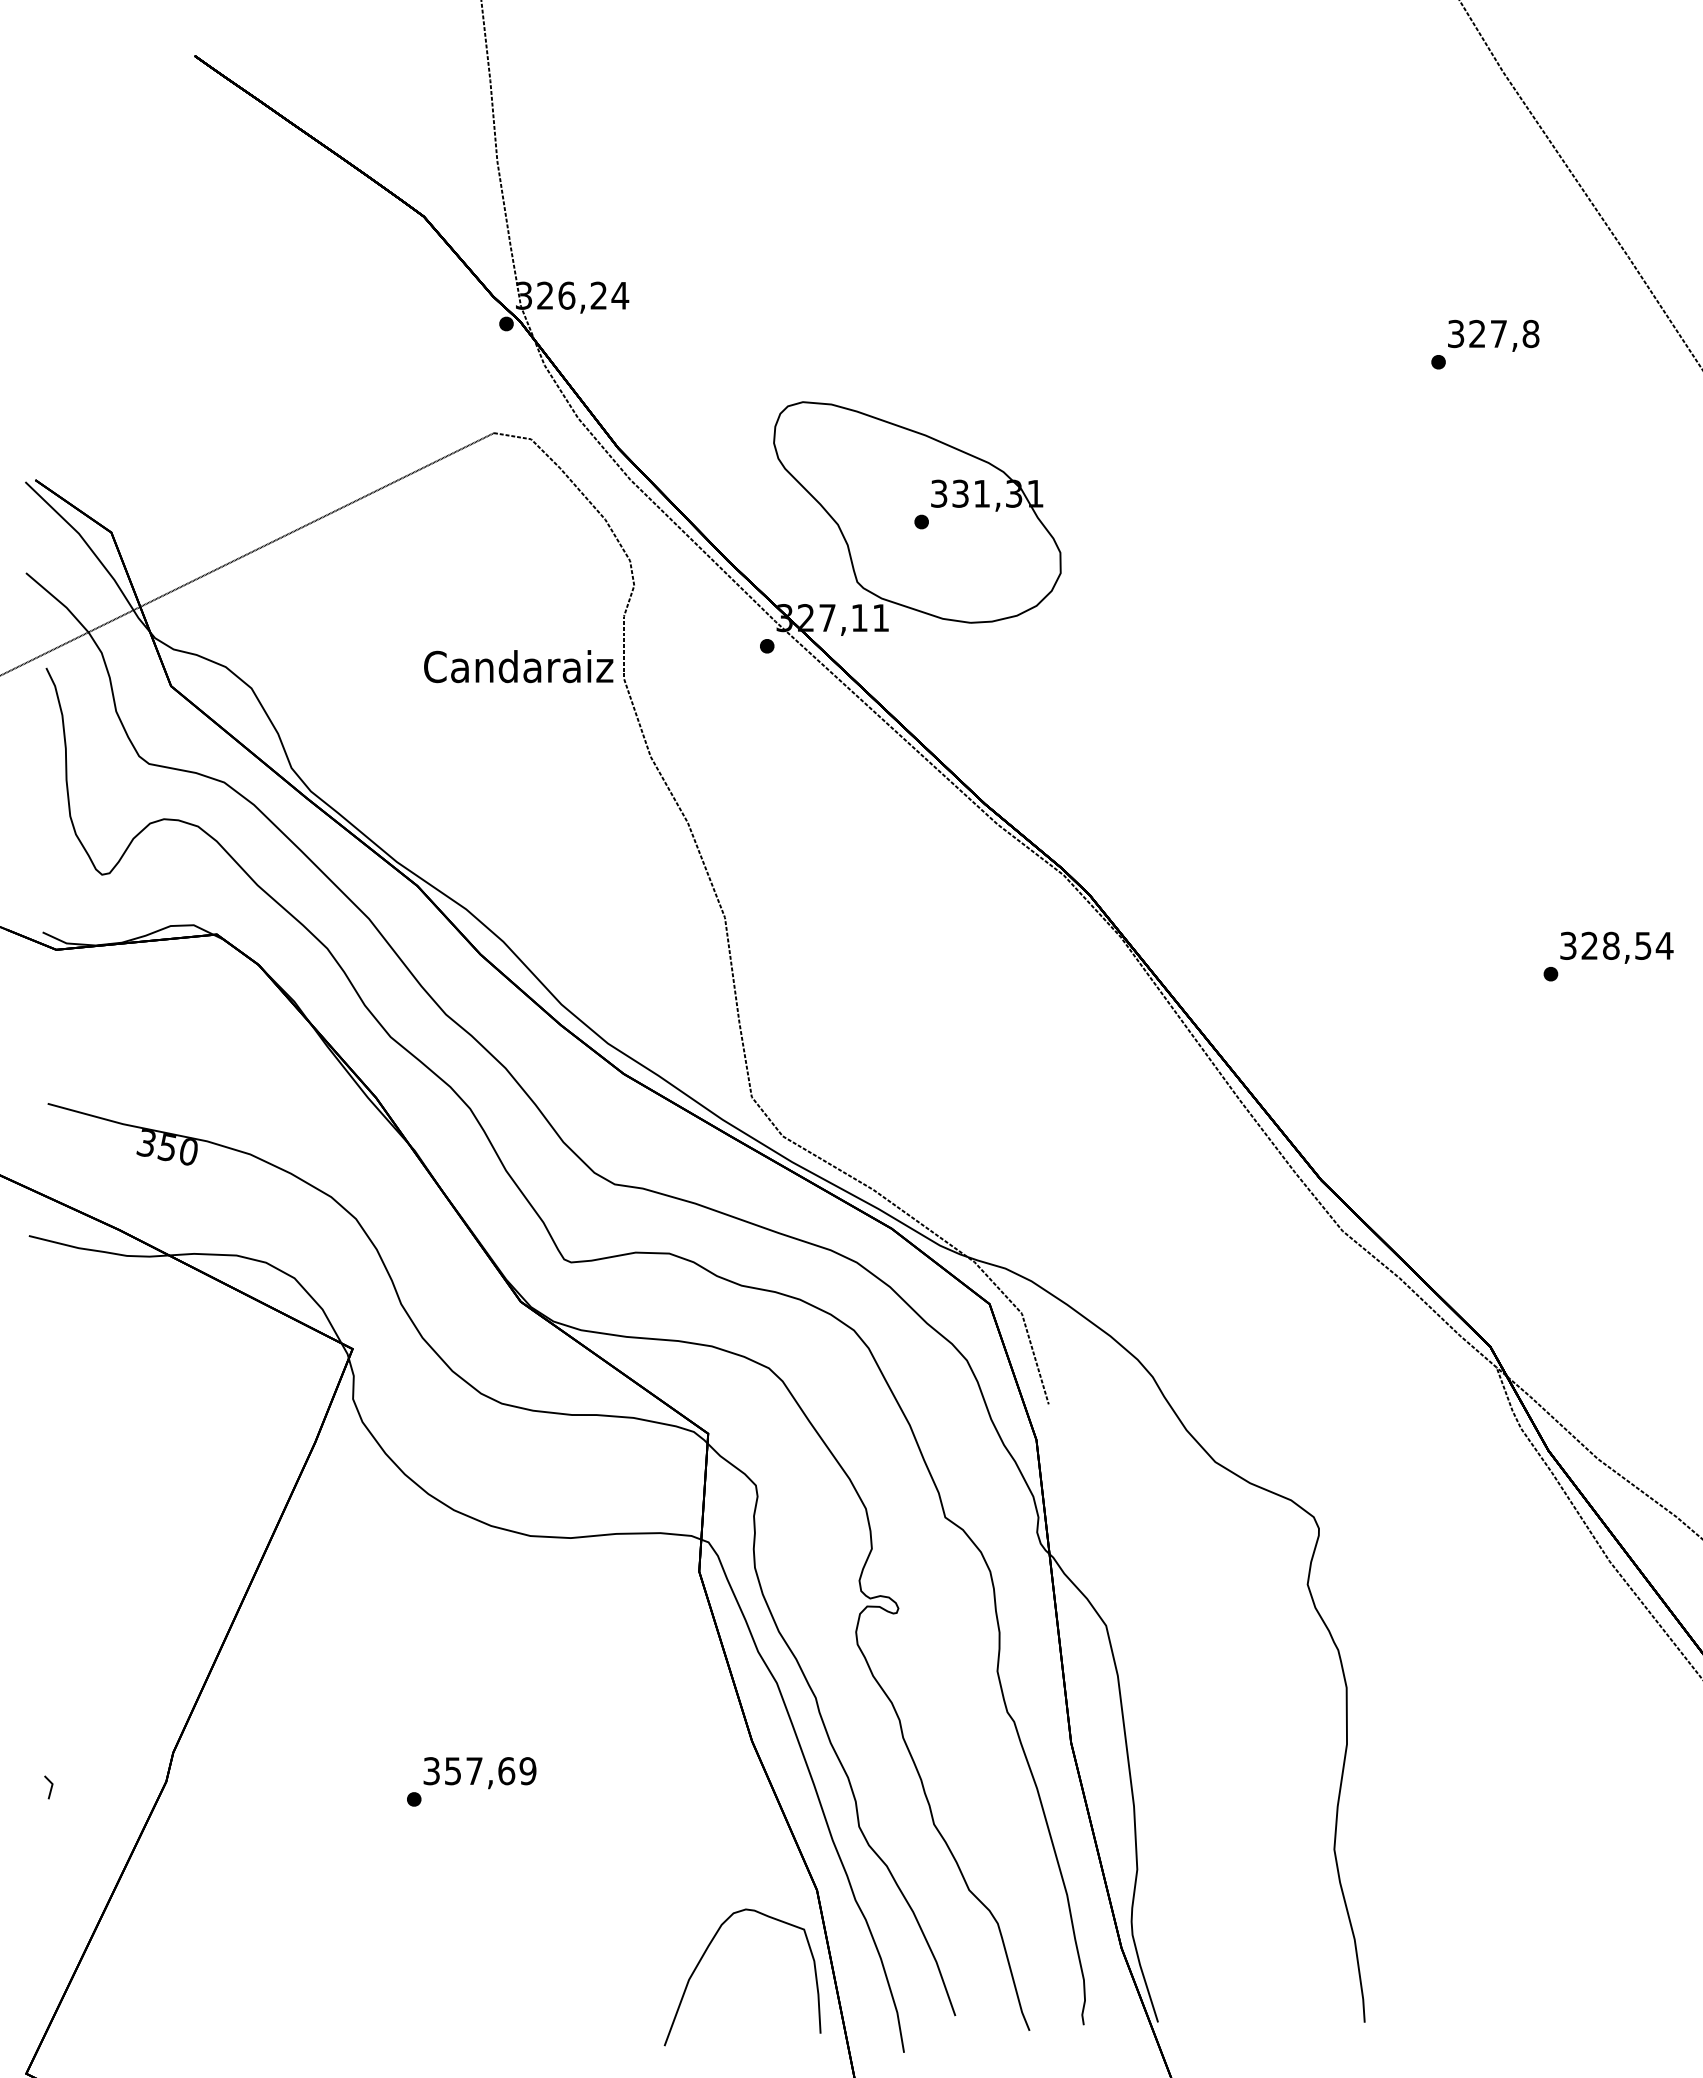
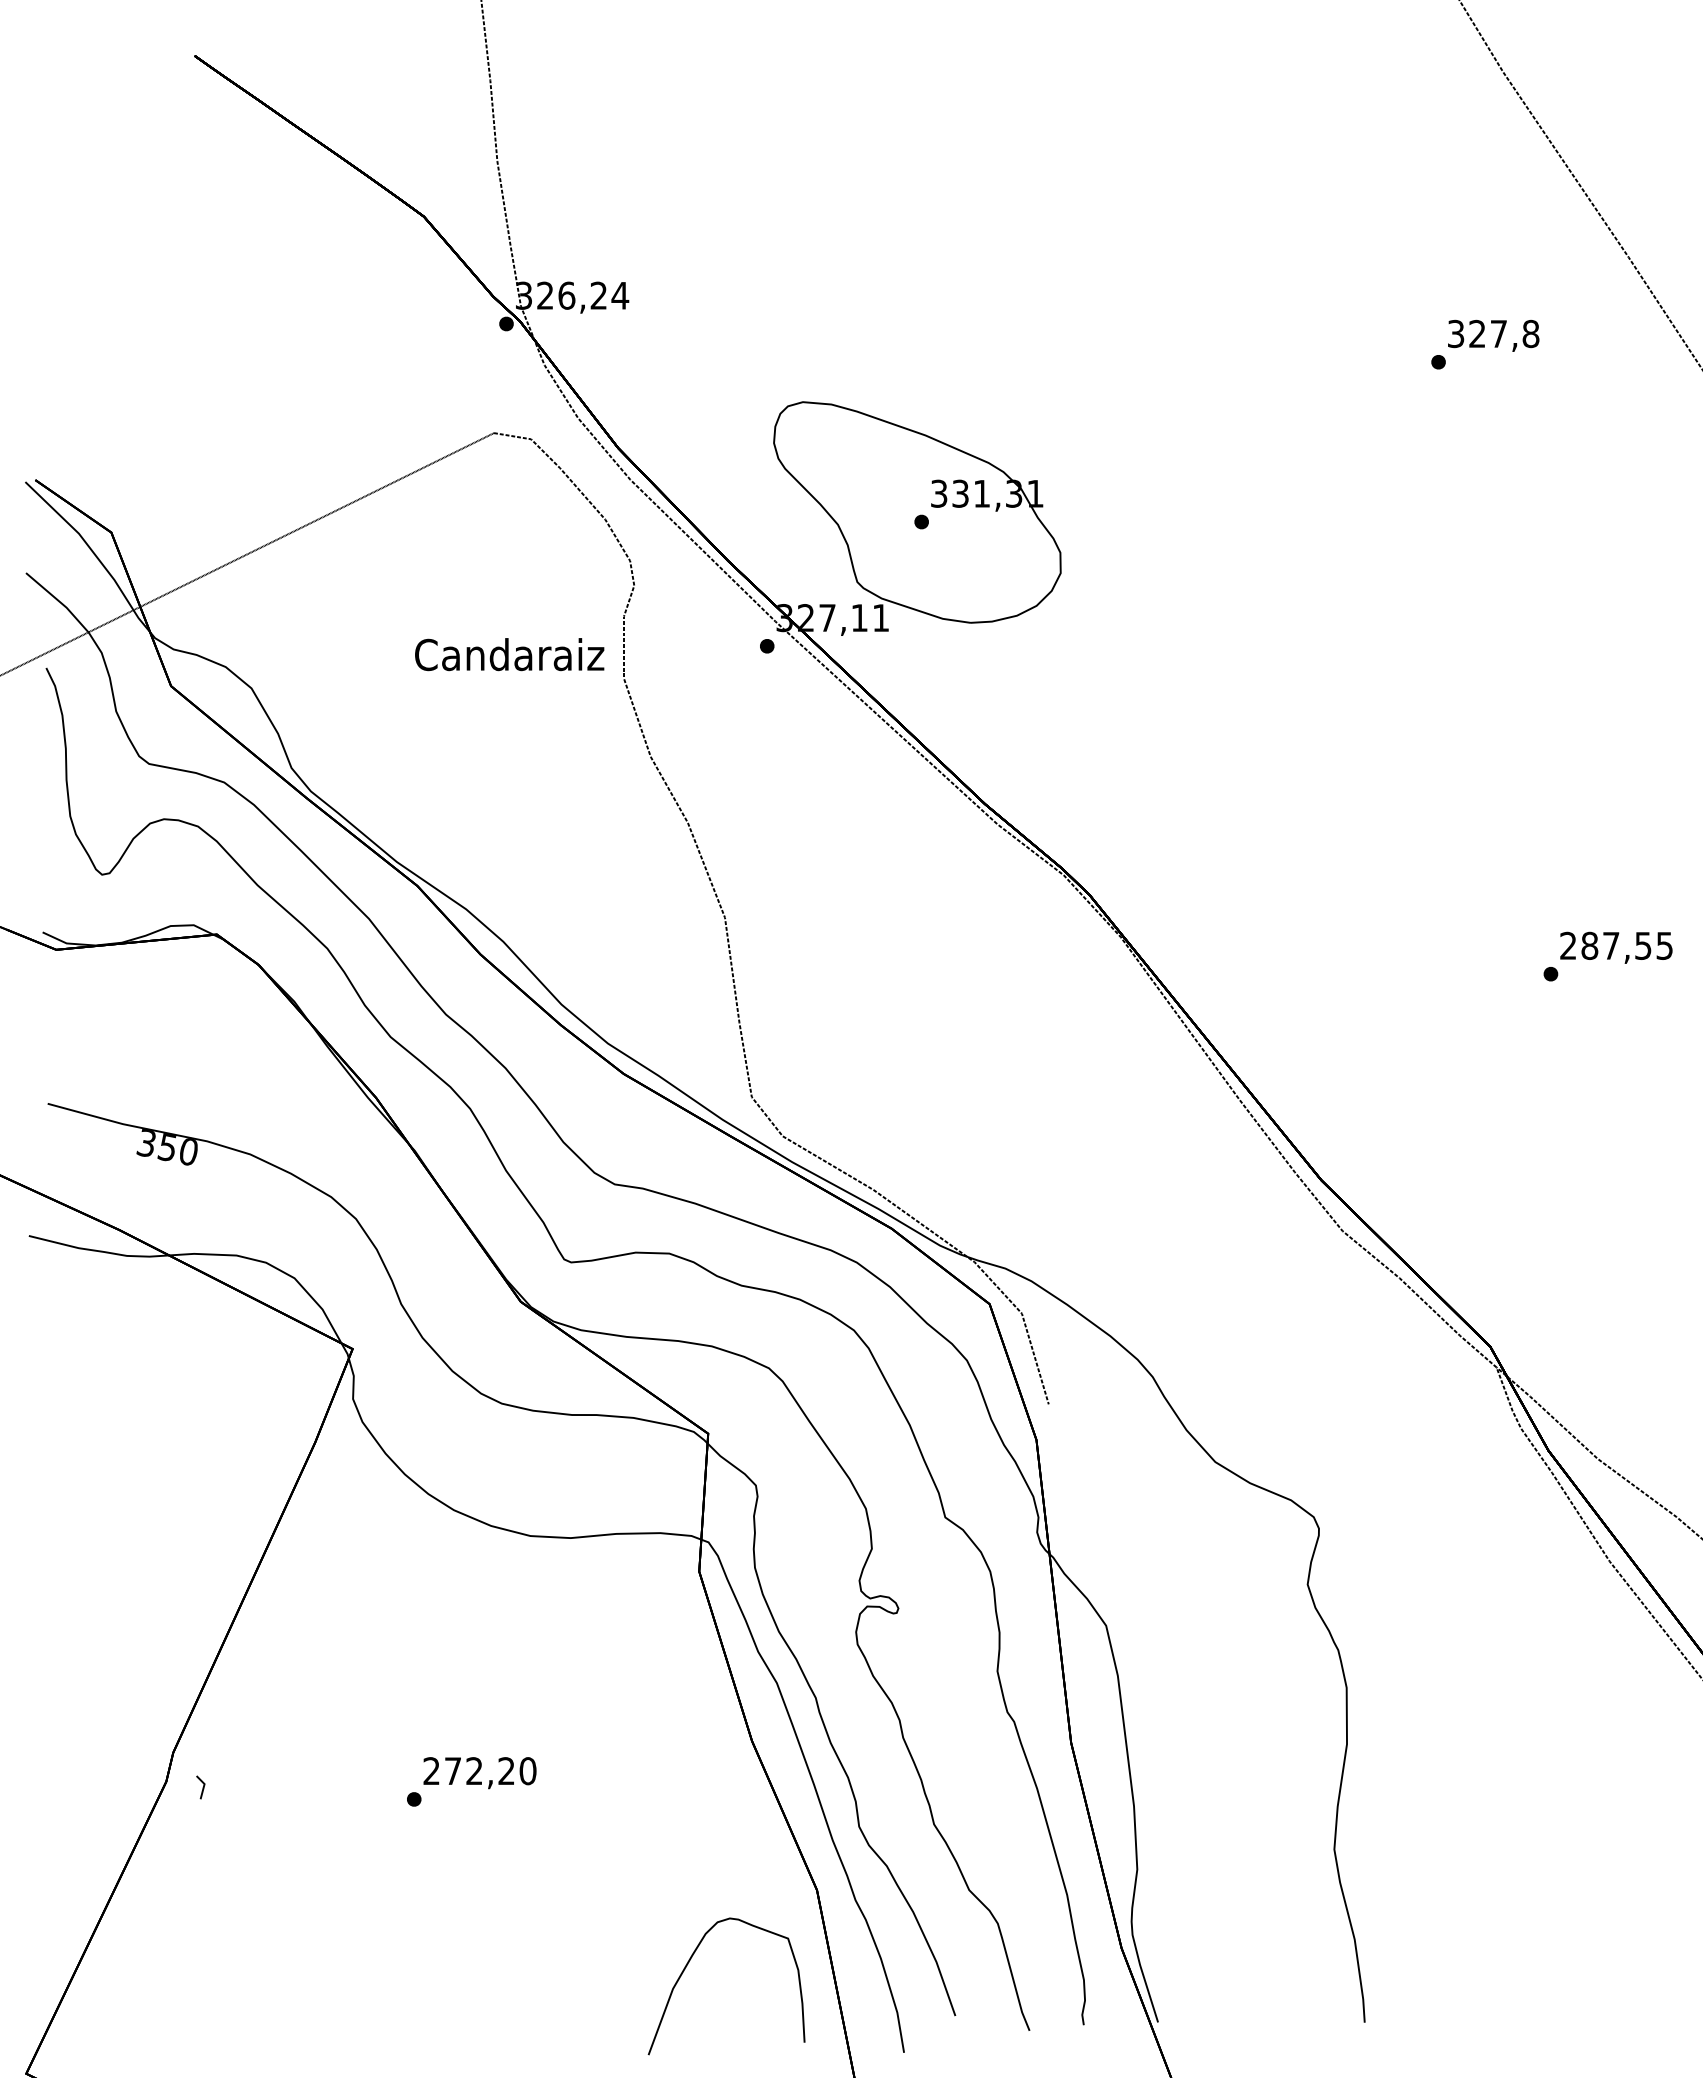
text position: (518, 666) -> (509, 654) (509, 654)
text: 328,54 -> 287,55 (1616, 945)
text: 357,69 -> 272,20 (479, 1771)
line position: (50, 1787) -> (202, 1787) (202, 1787)
curve position: (704, 1955) -> (688, 1964) (688, 1964)
